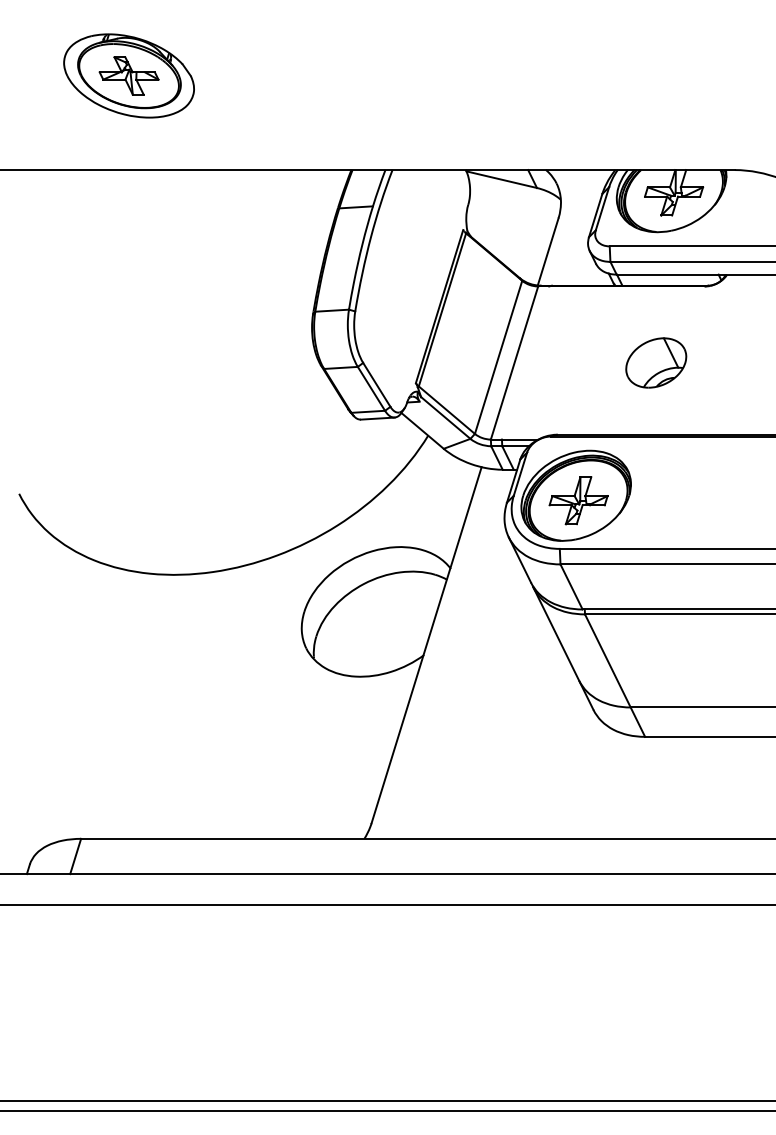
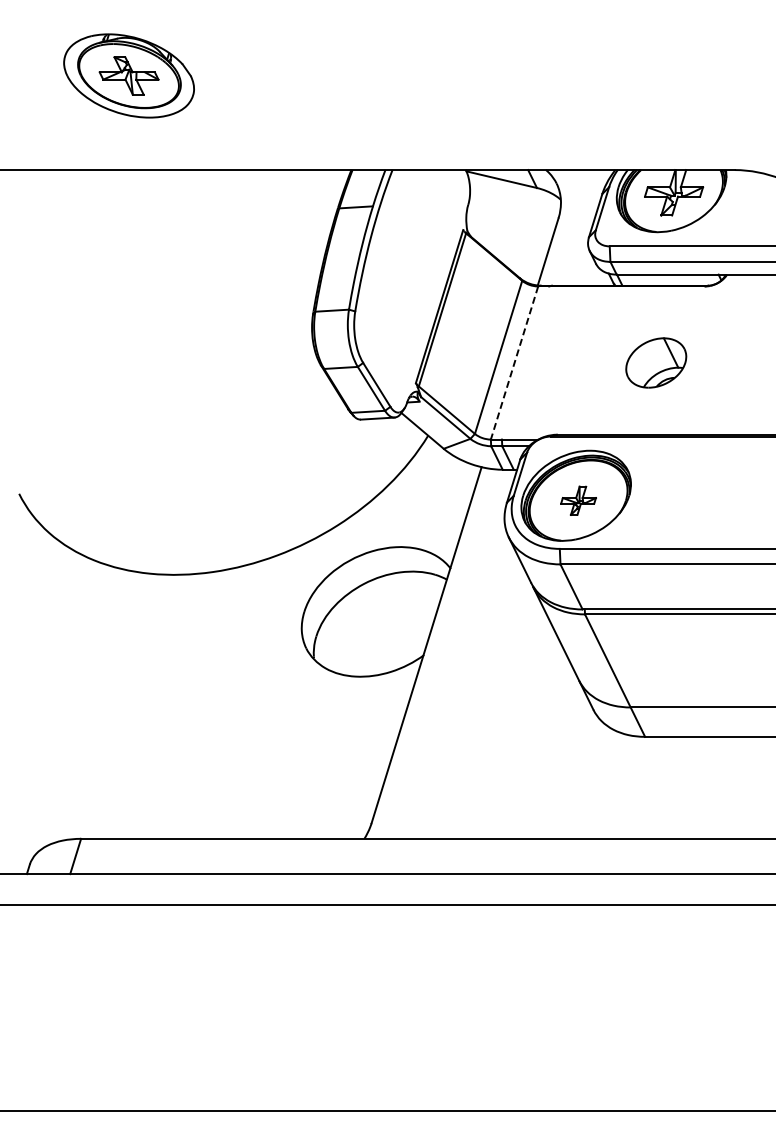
line: solid -> dashed (514, 363)
part size: 61x50 px -> 37x31 px (578, 500)
line: present -> none (387, 1100)
